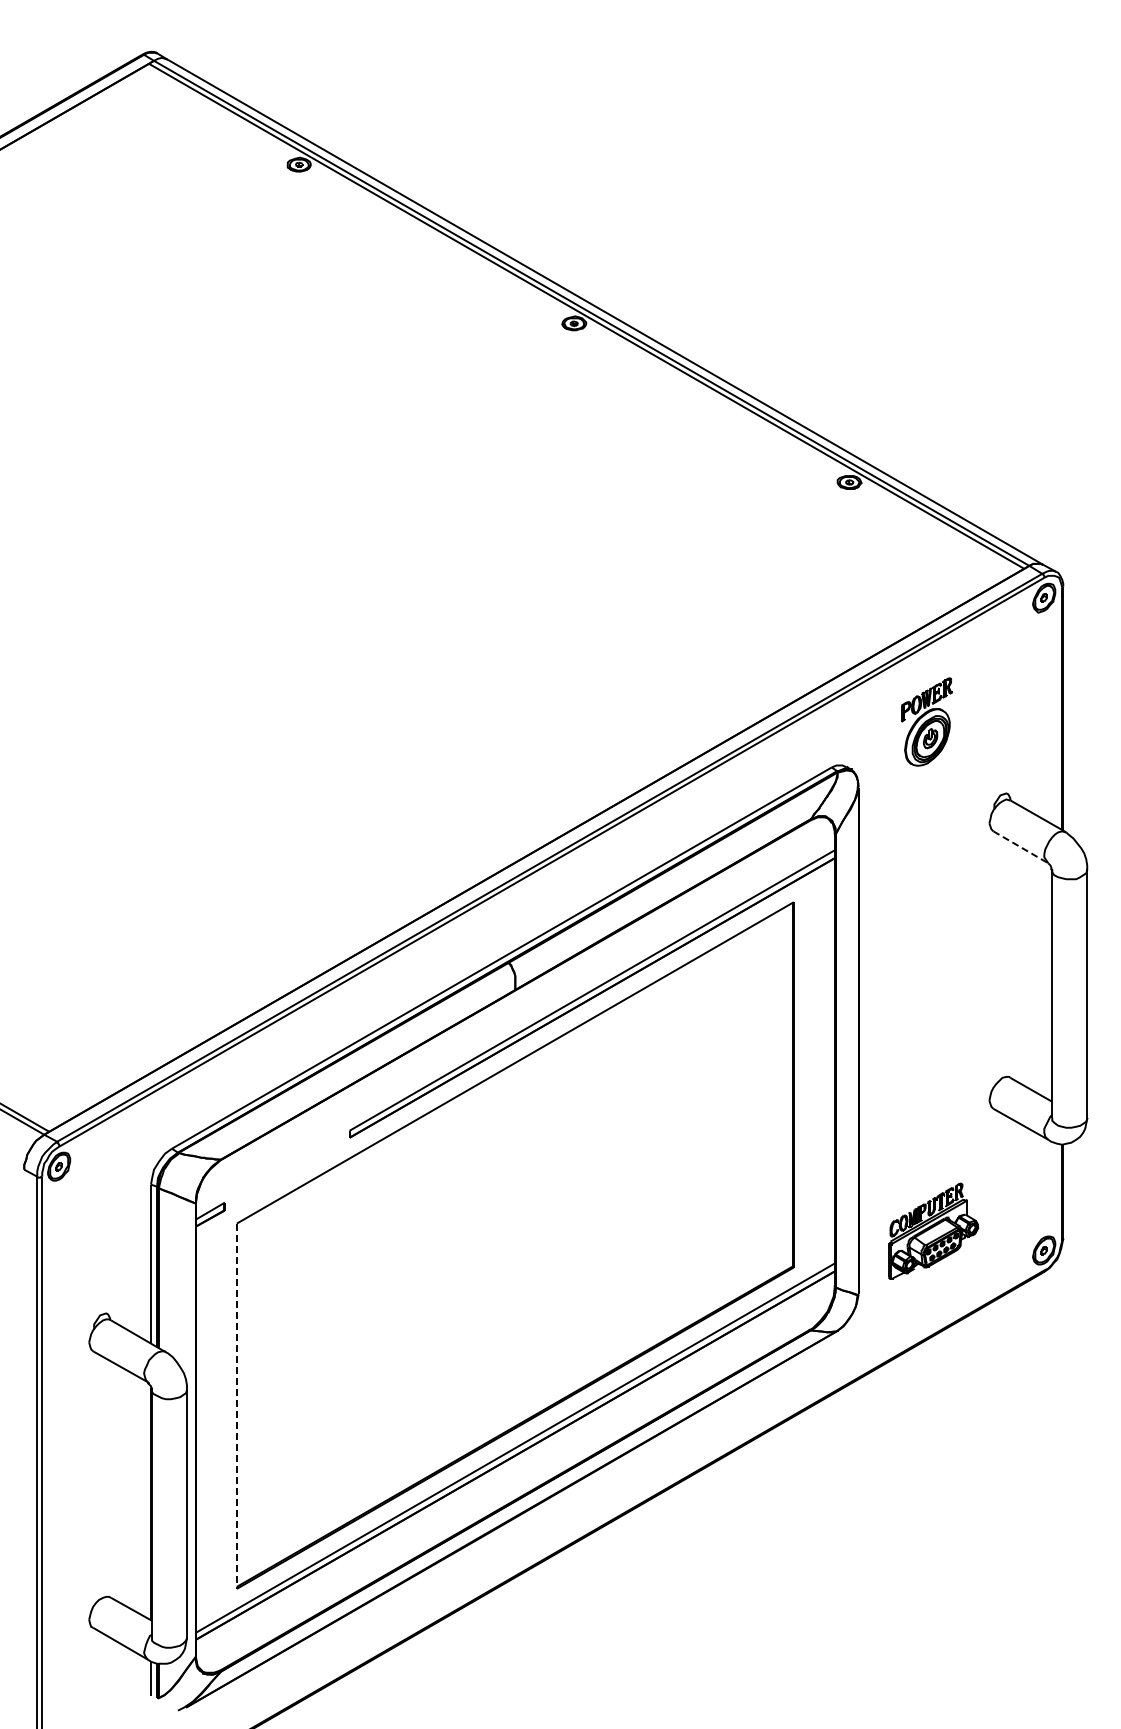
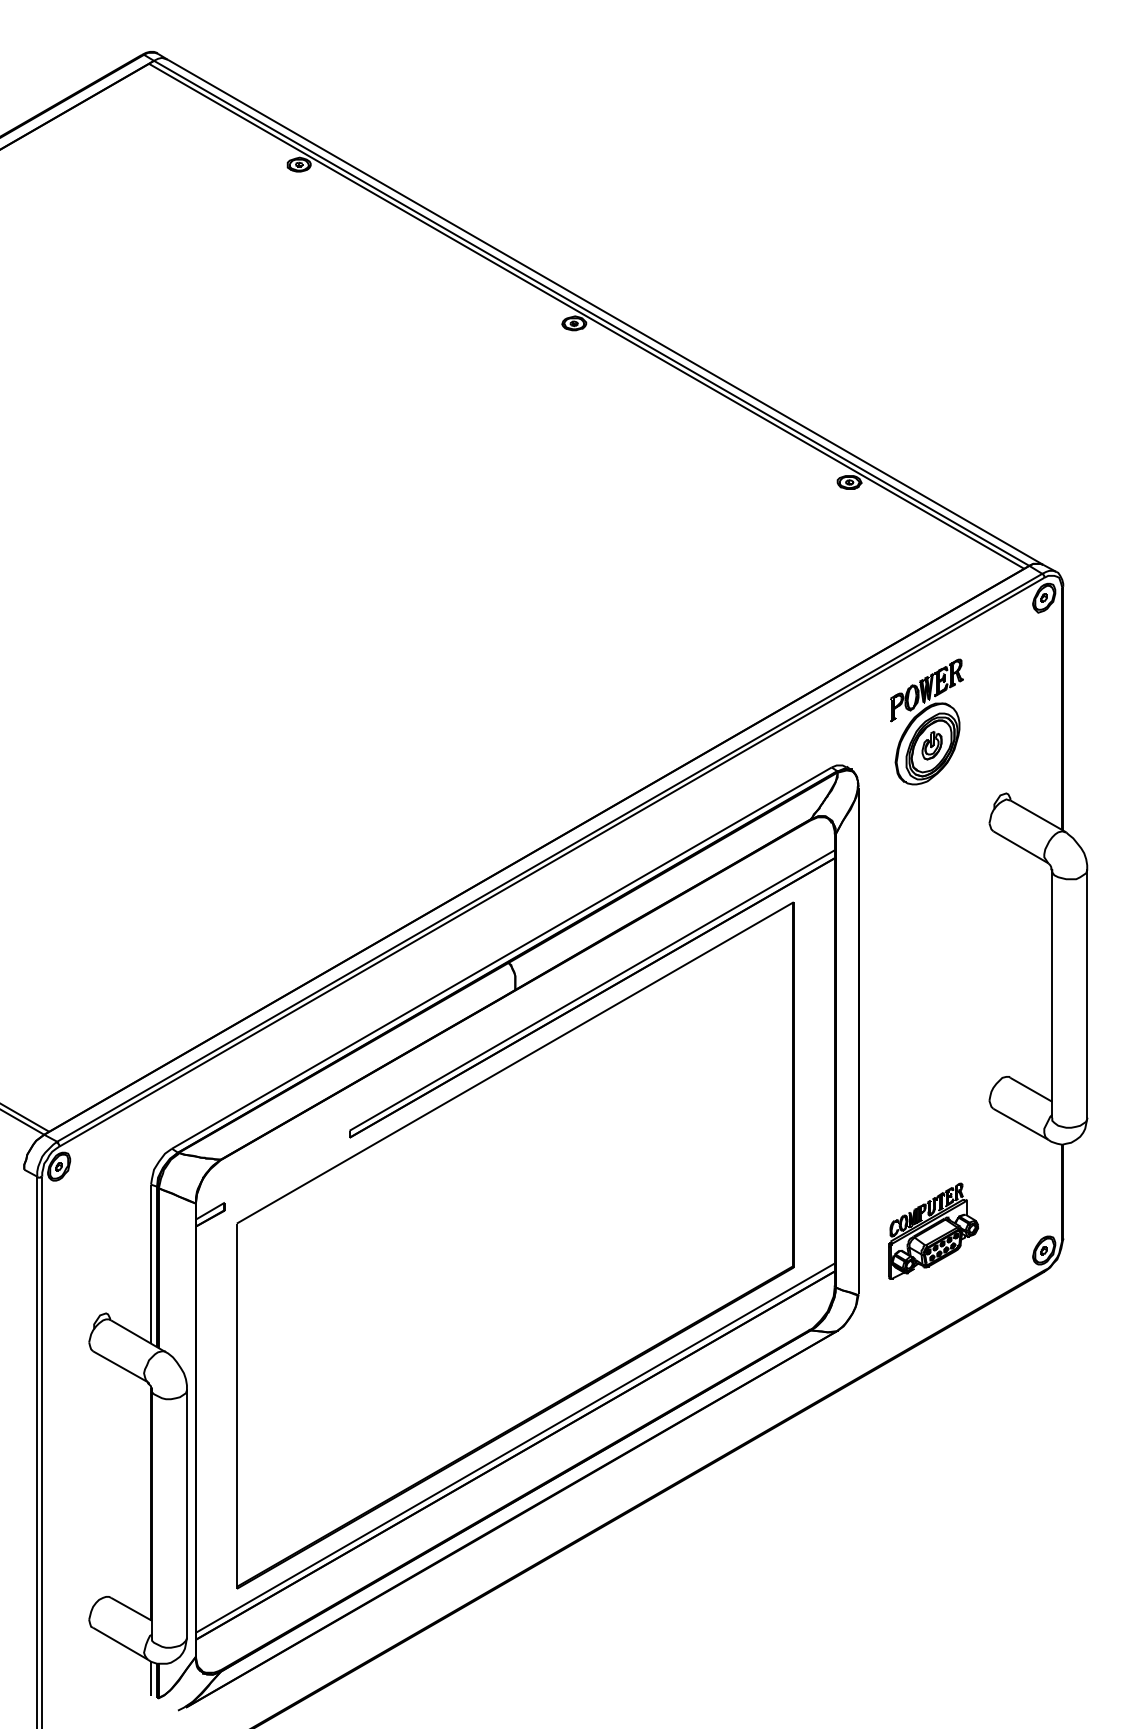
part size: 52x90 px -> 74x128 px (926, 721)
line: dashed -> solid (1020, 847)
line: dashed -> solid (236, 1406)
